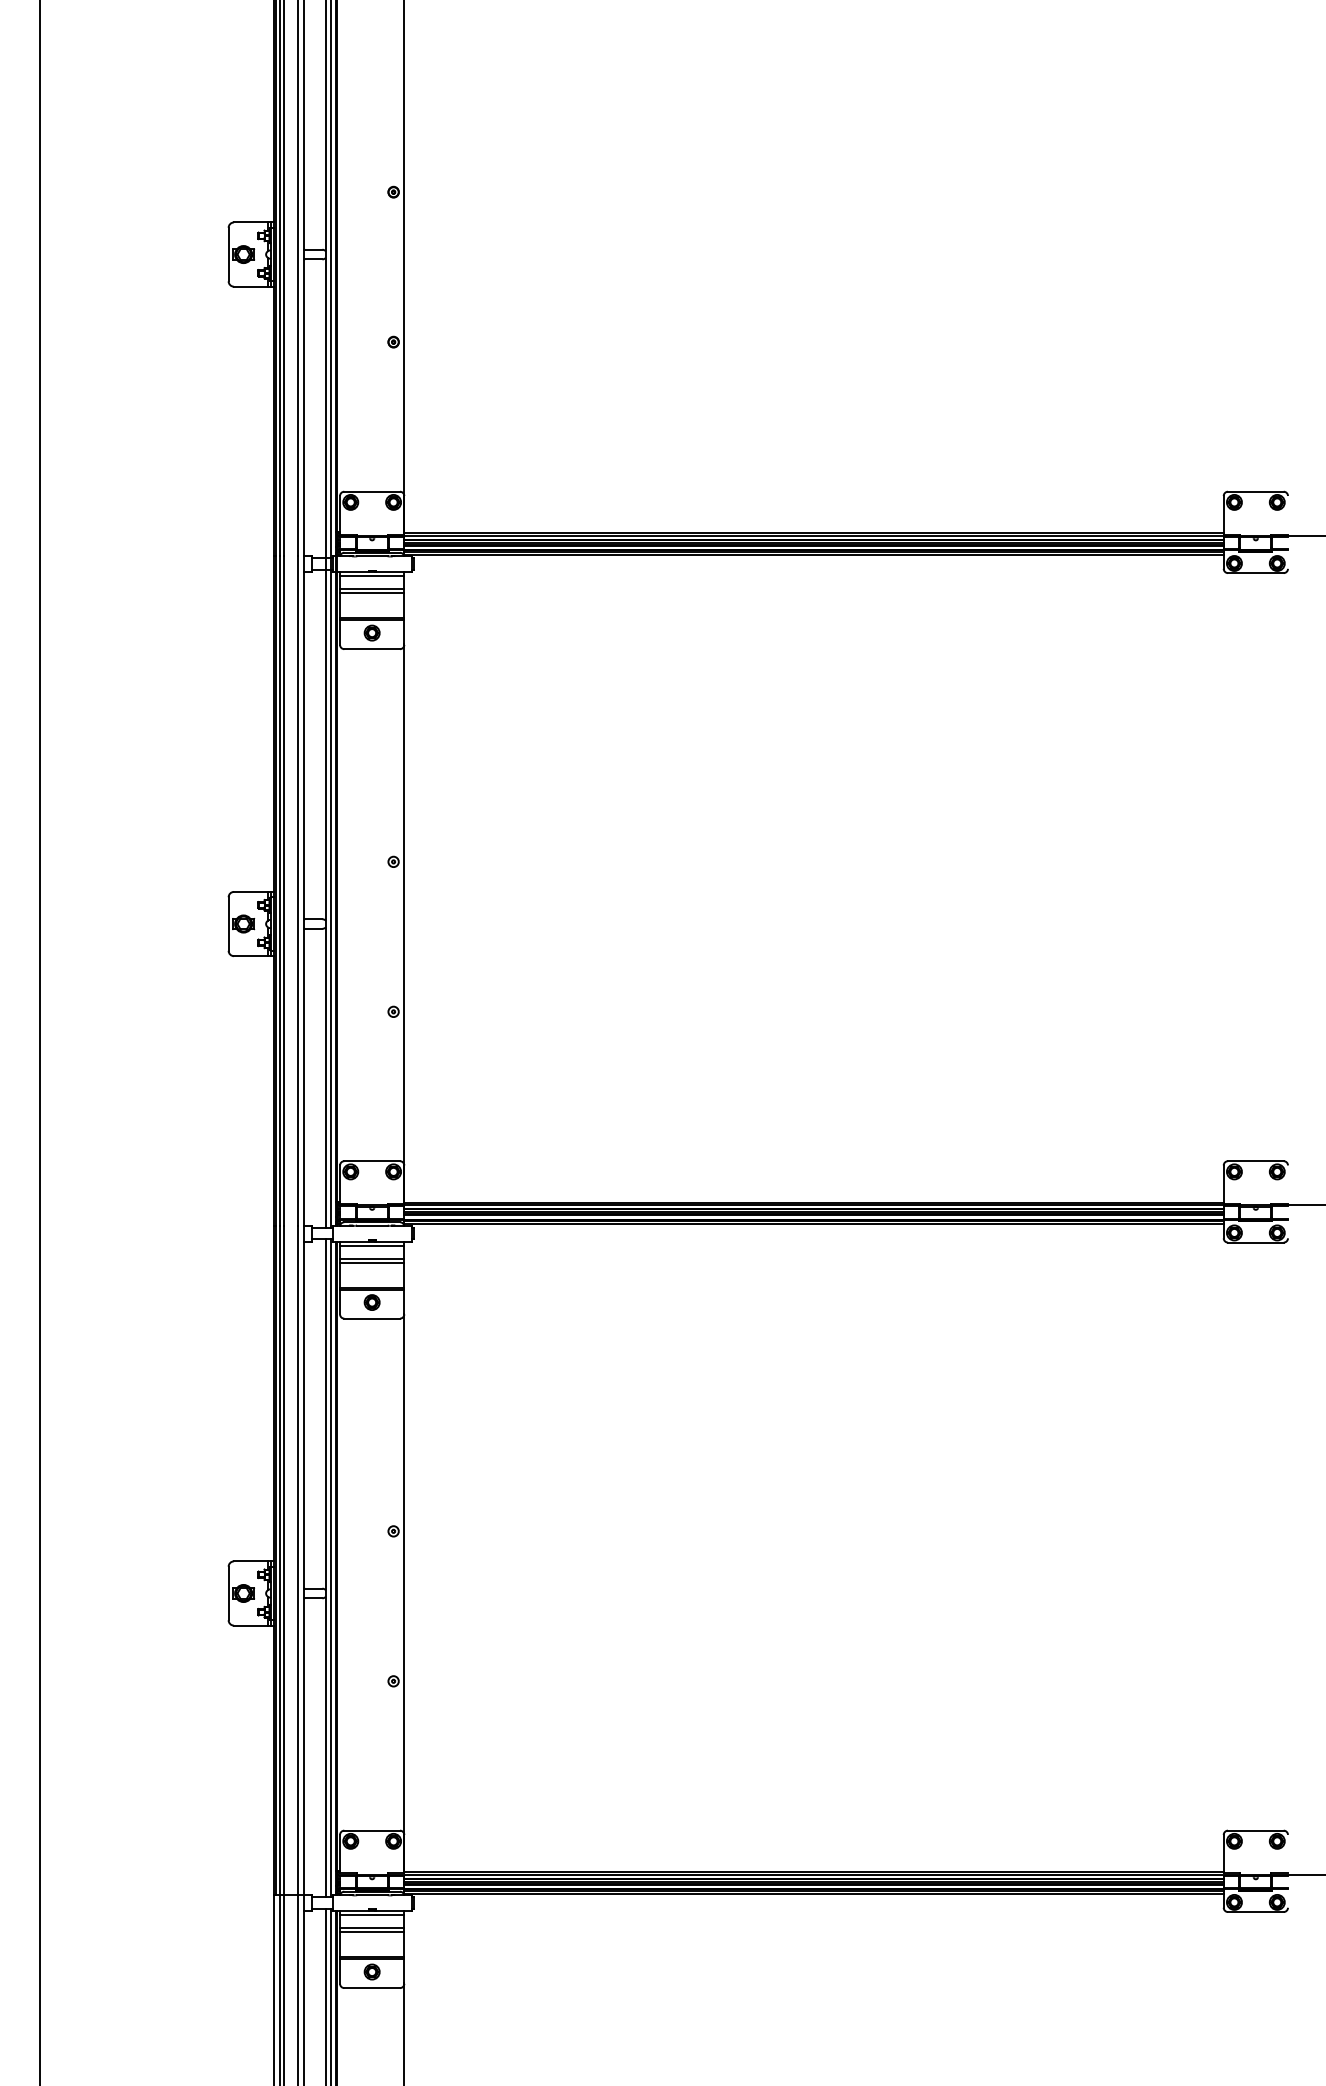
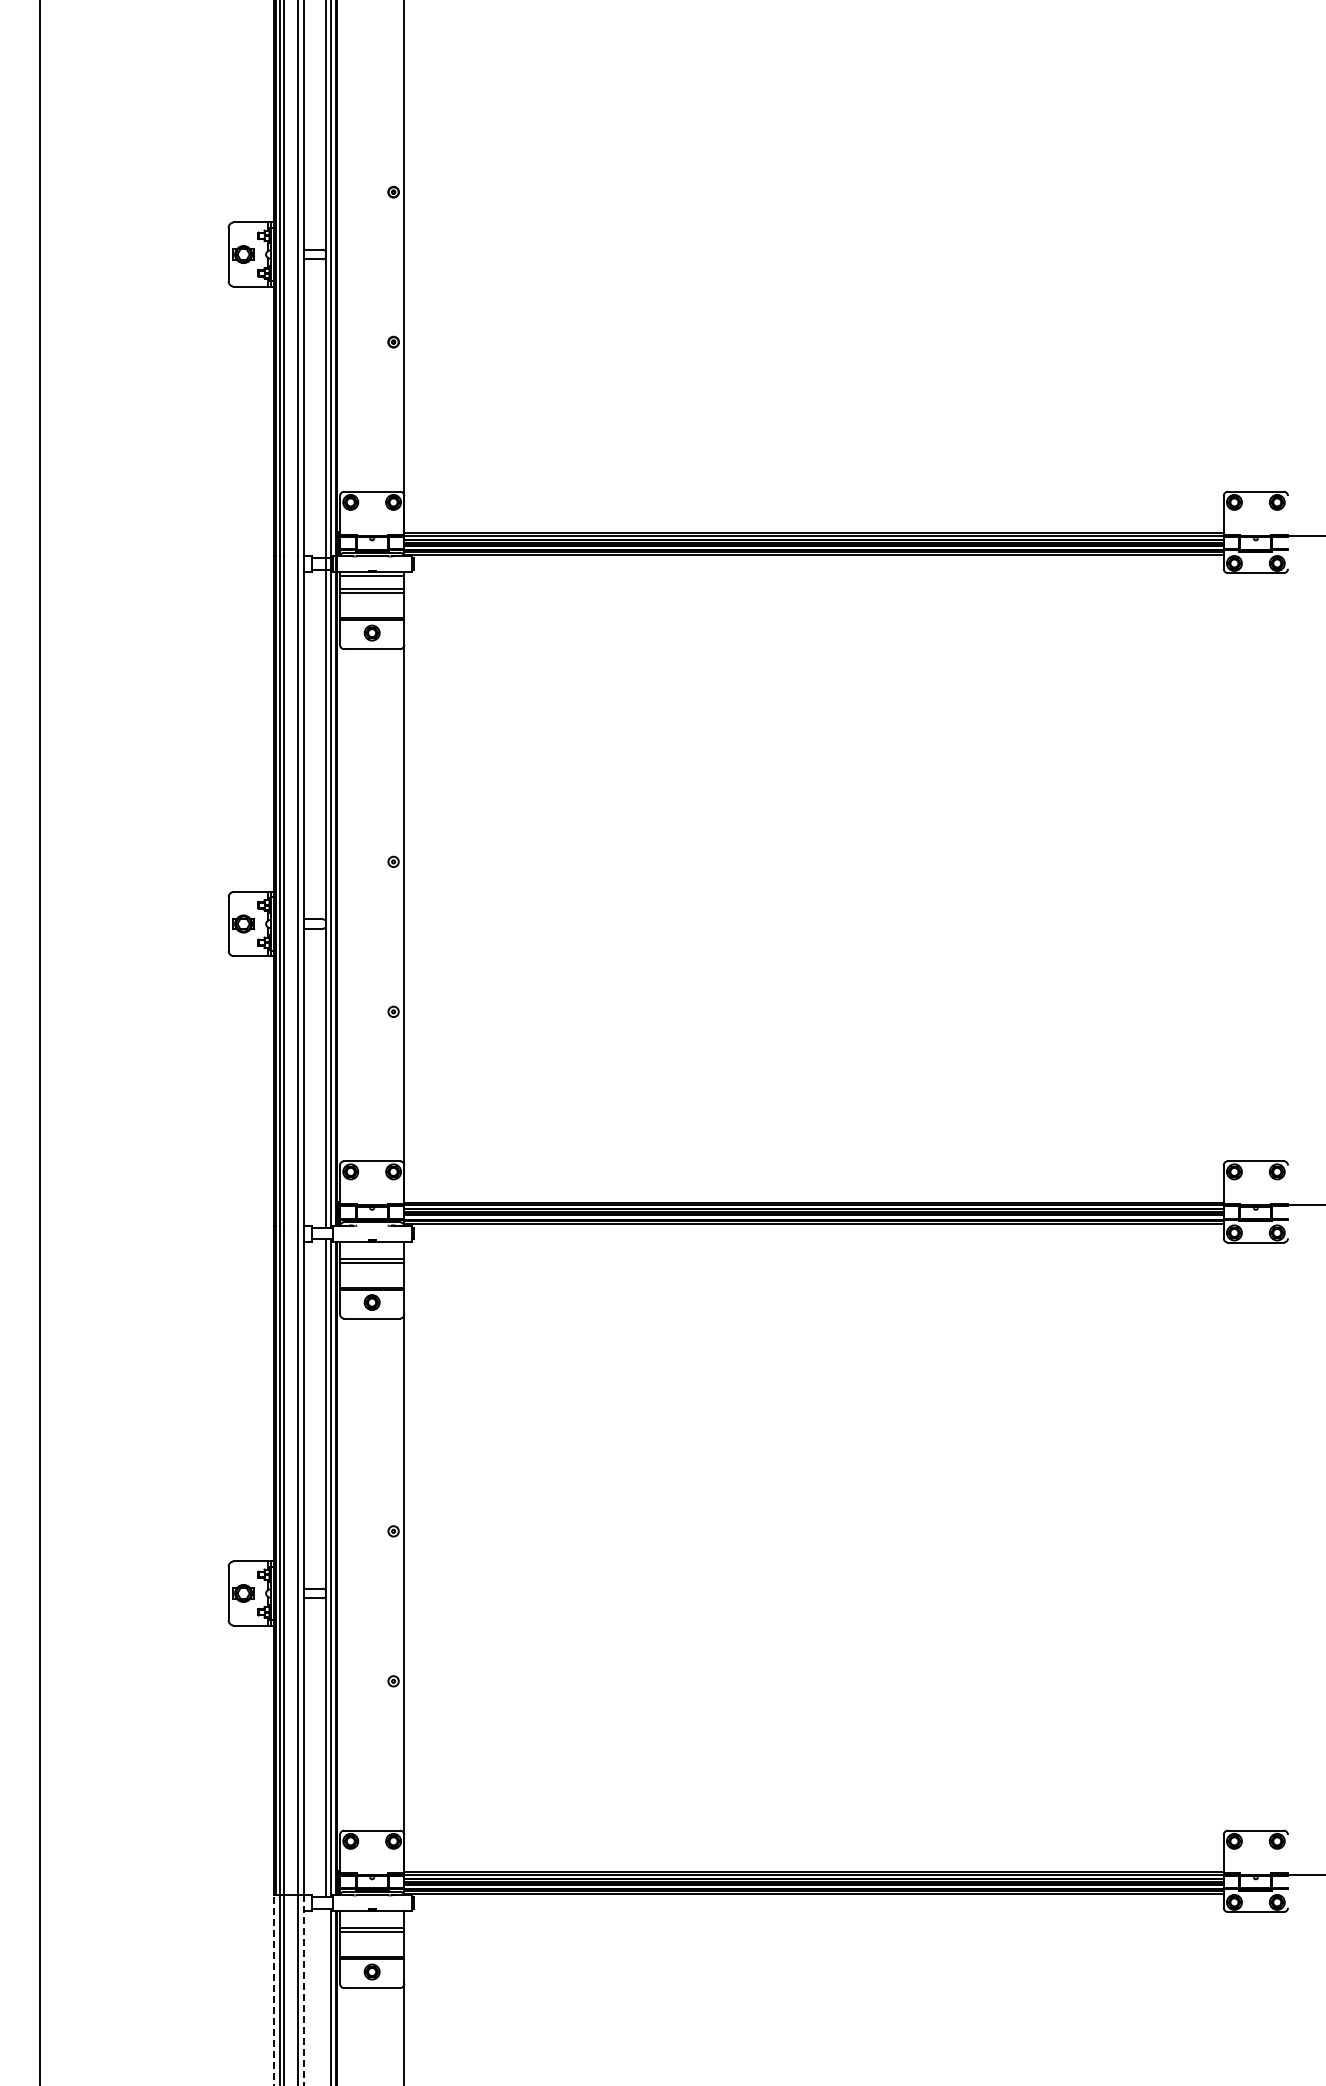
line: present -> none (371, 1225)
line: present -> none (372, 1245)
line: present -> none (372, 1915)
line: solid -> dashed (273, 1989)
line: solid -> dashed (303, 1990)
line: present -> none (325, 1995)
